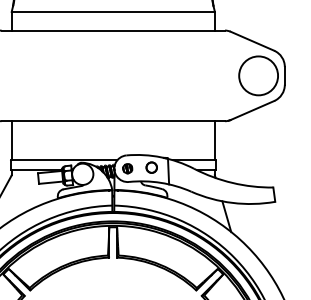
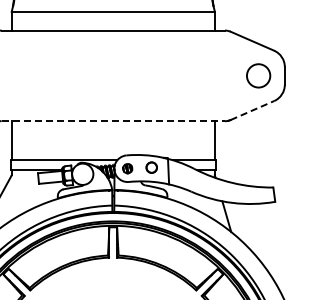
circle diameter: 39 px -> 23 px (258, 75)
line: solid -> dashed (252, 110)
line: solid -> dashed (113, 121)
